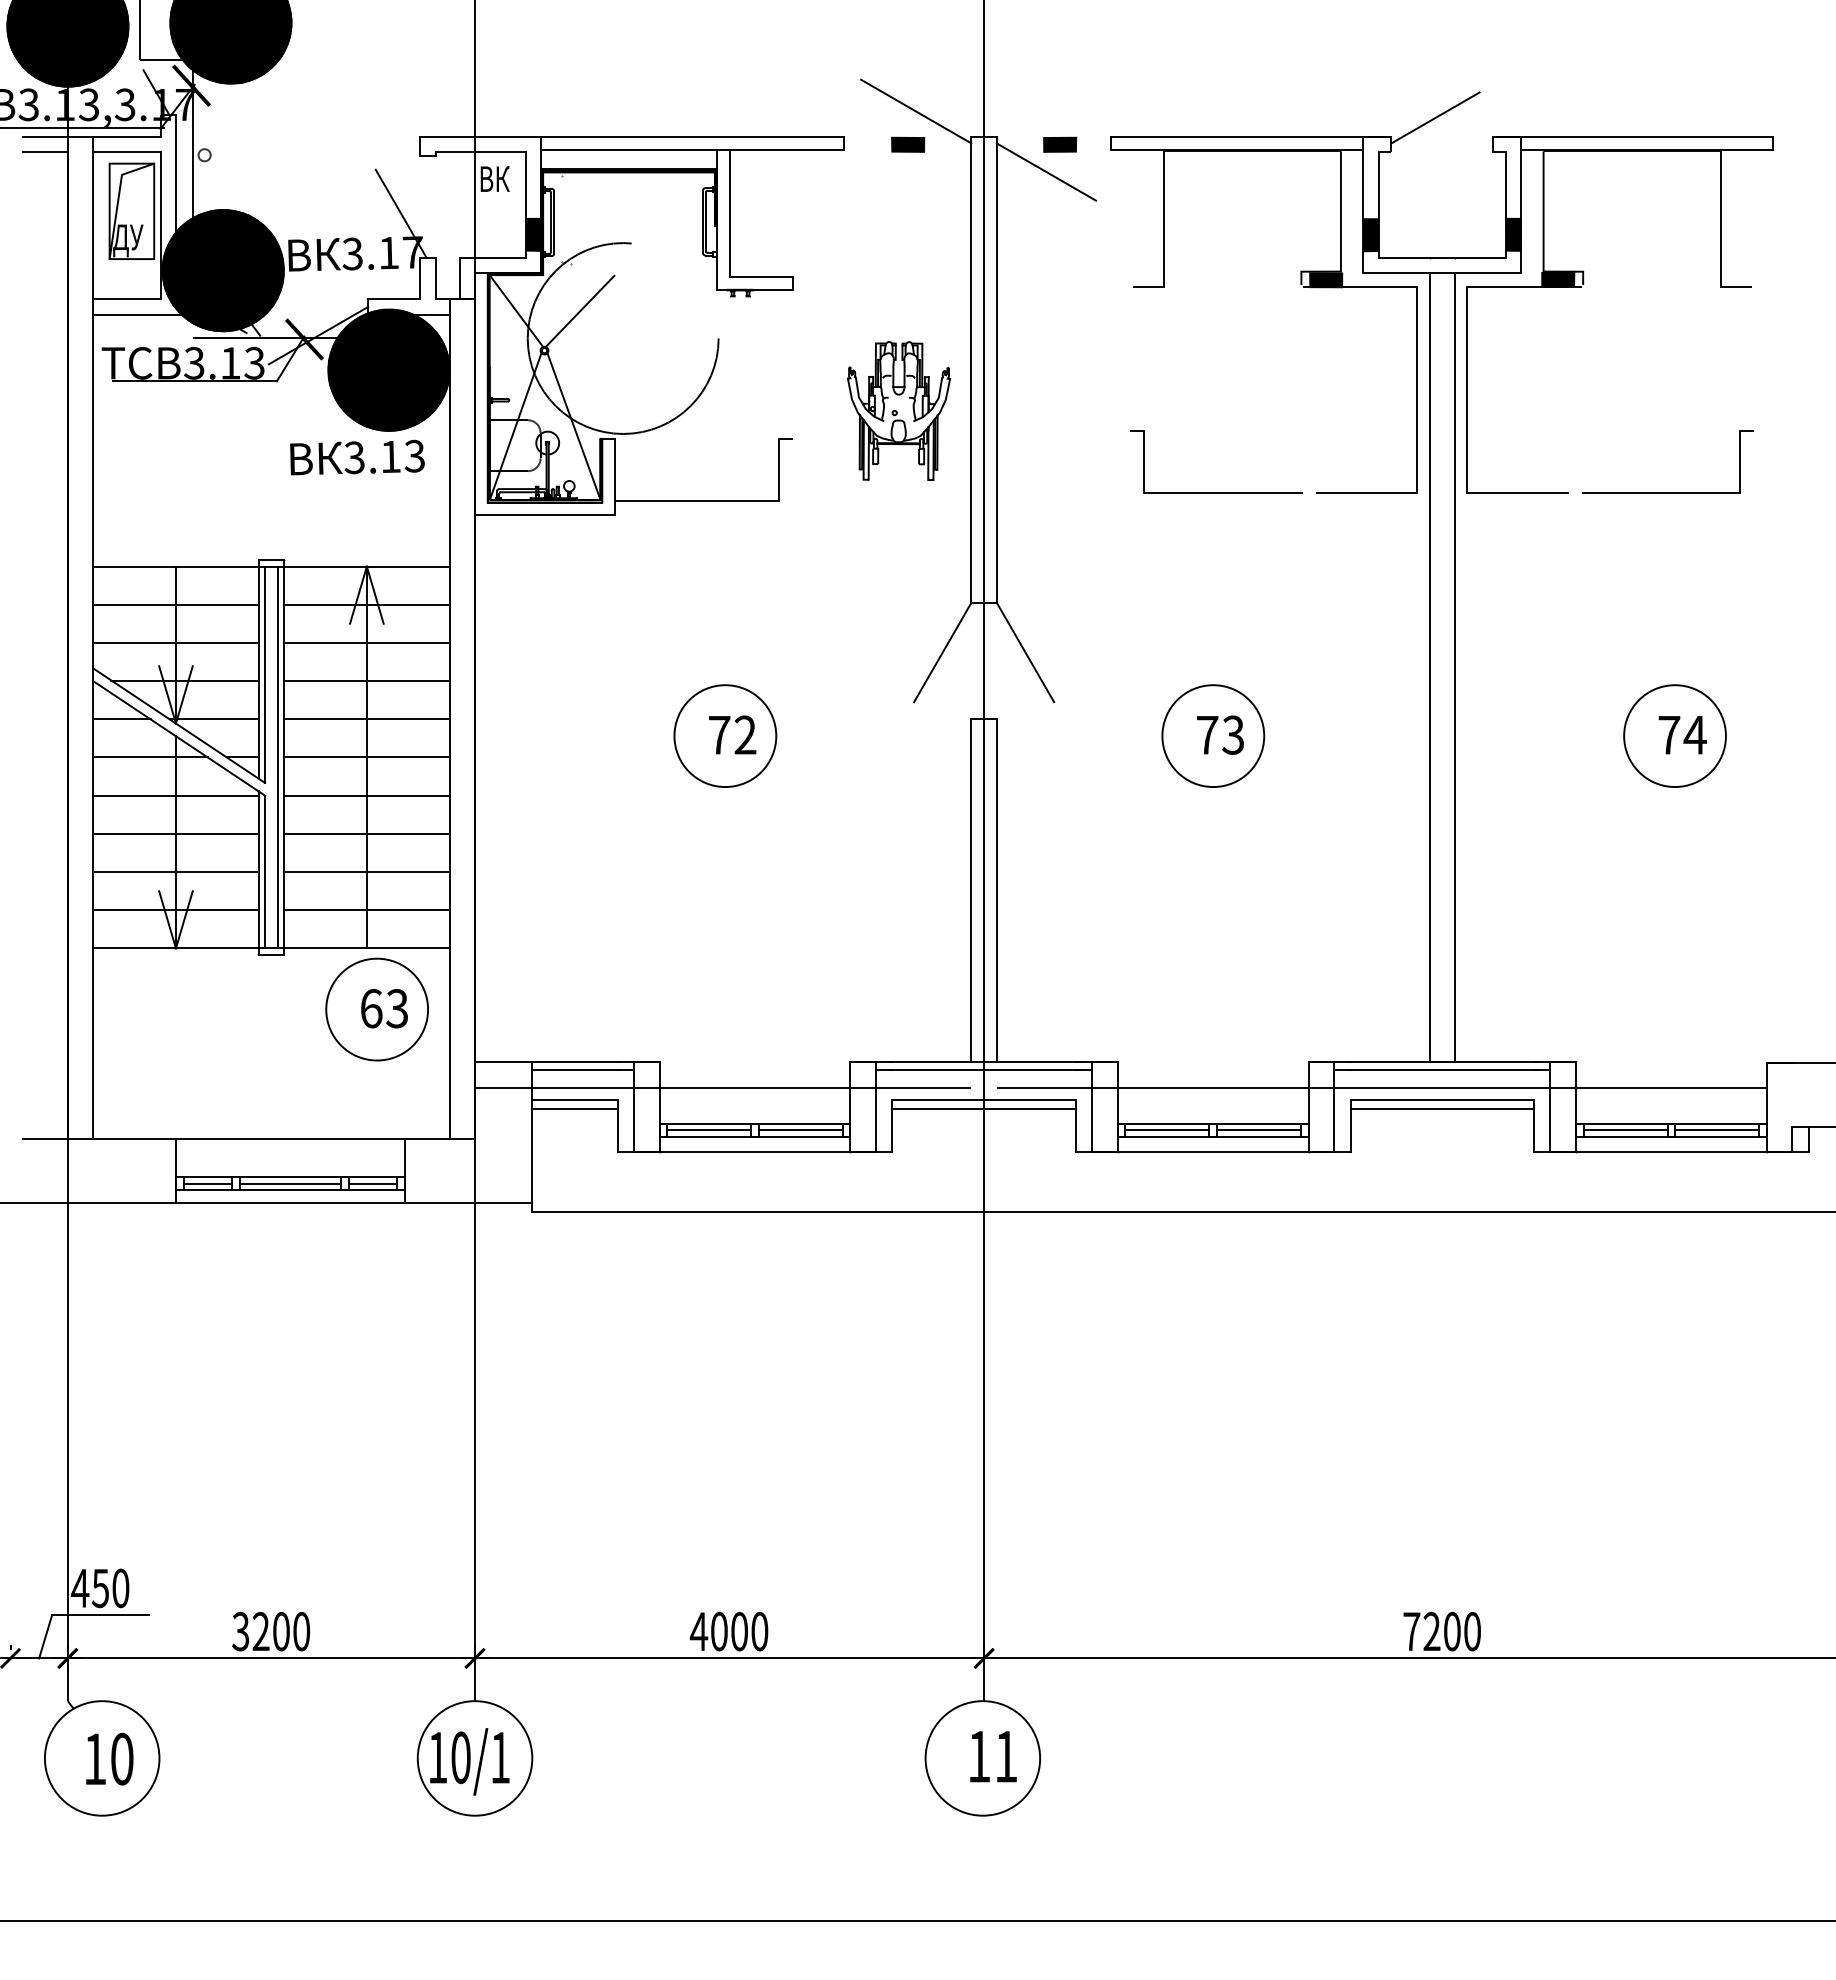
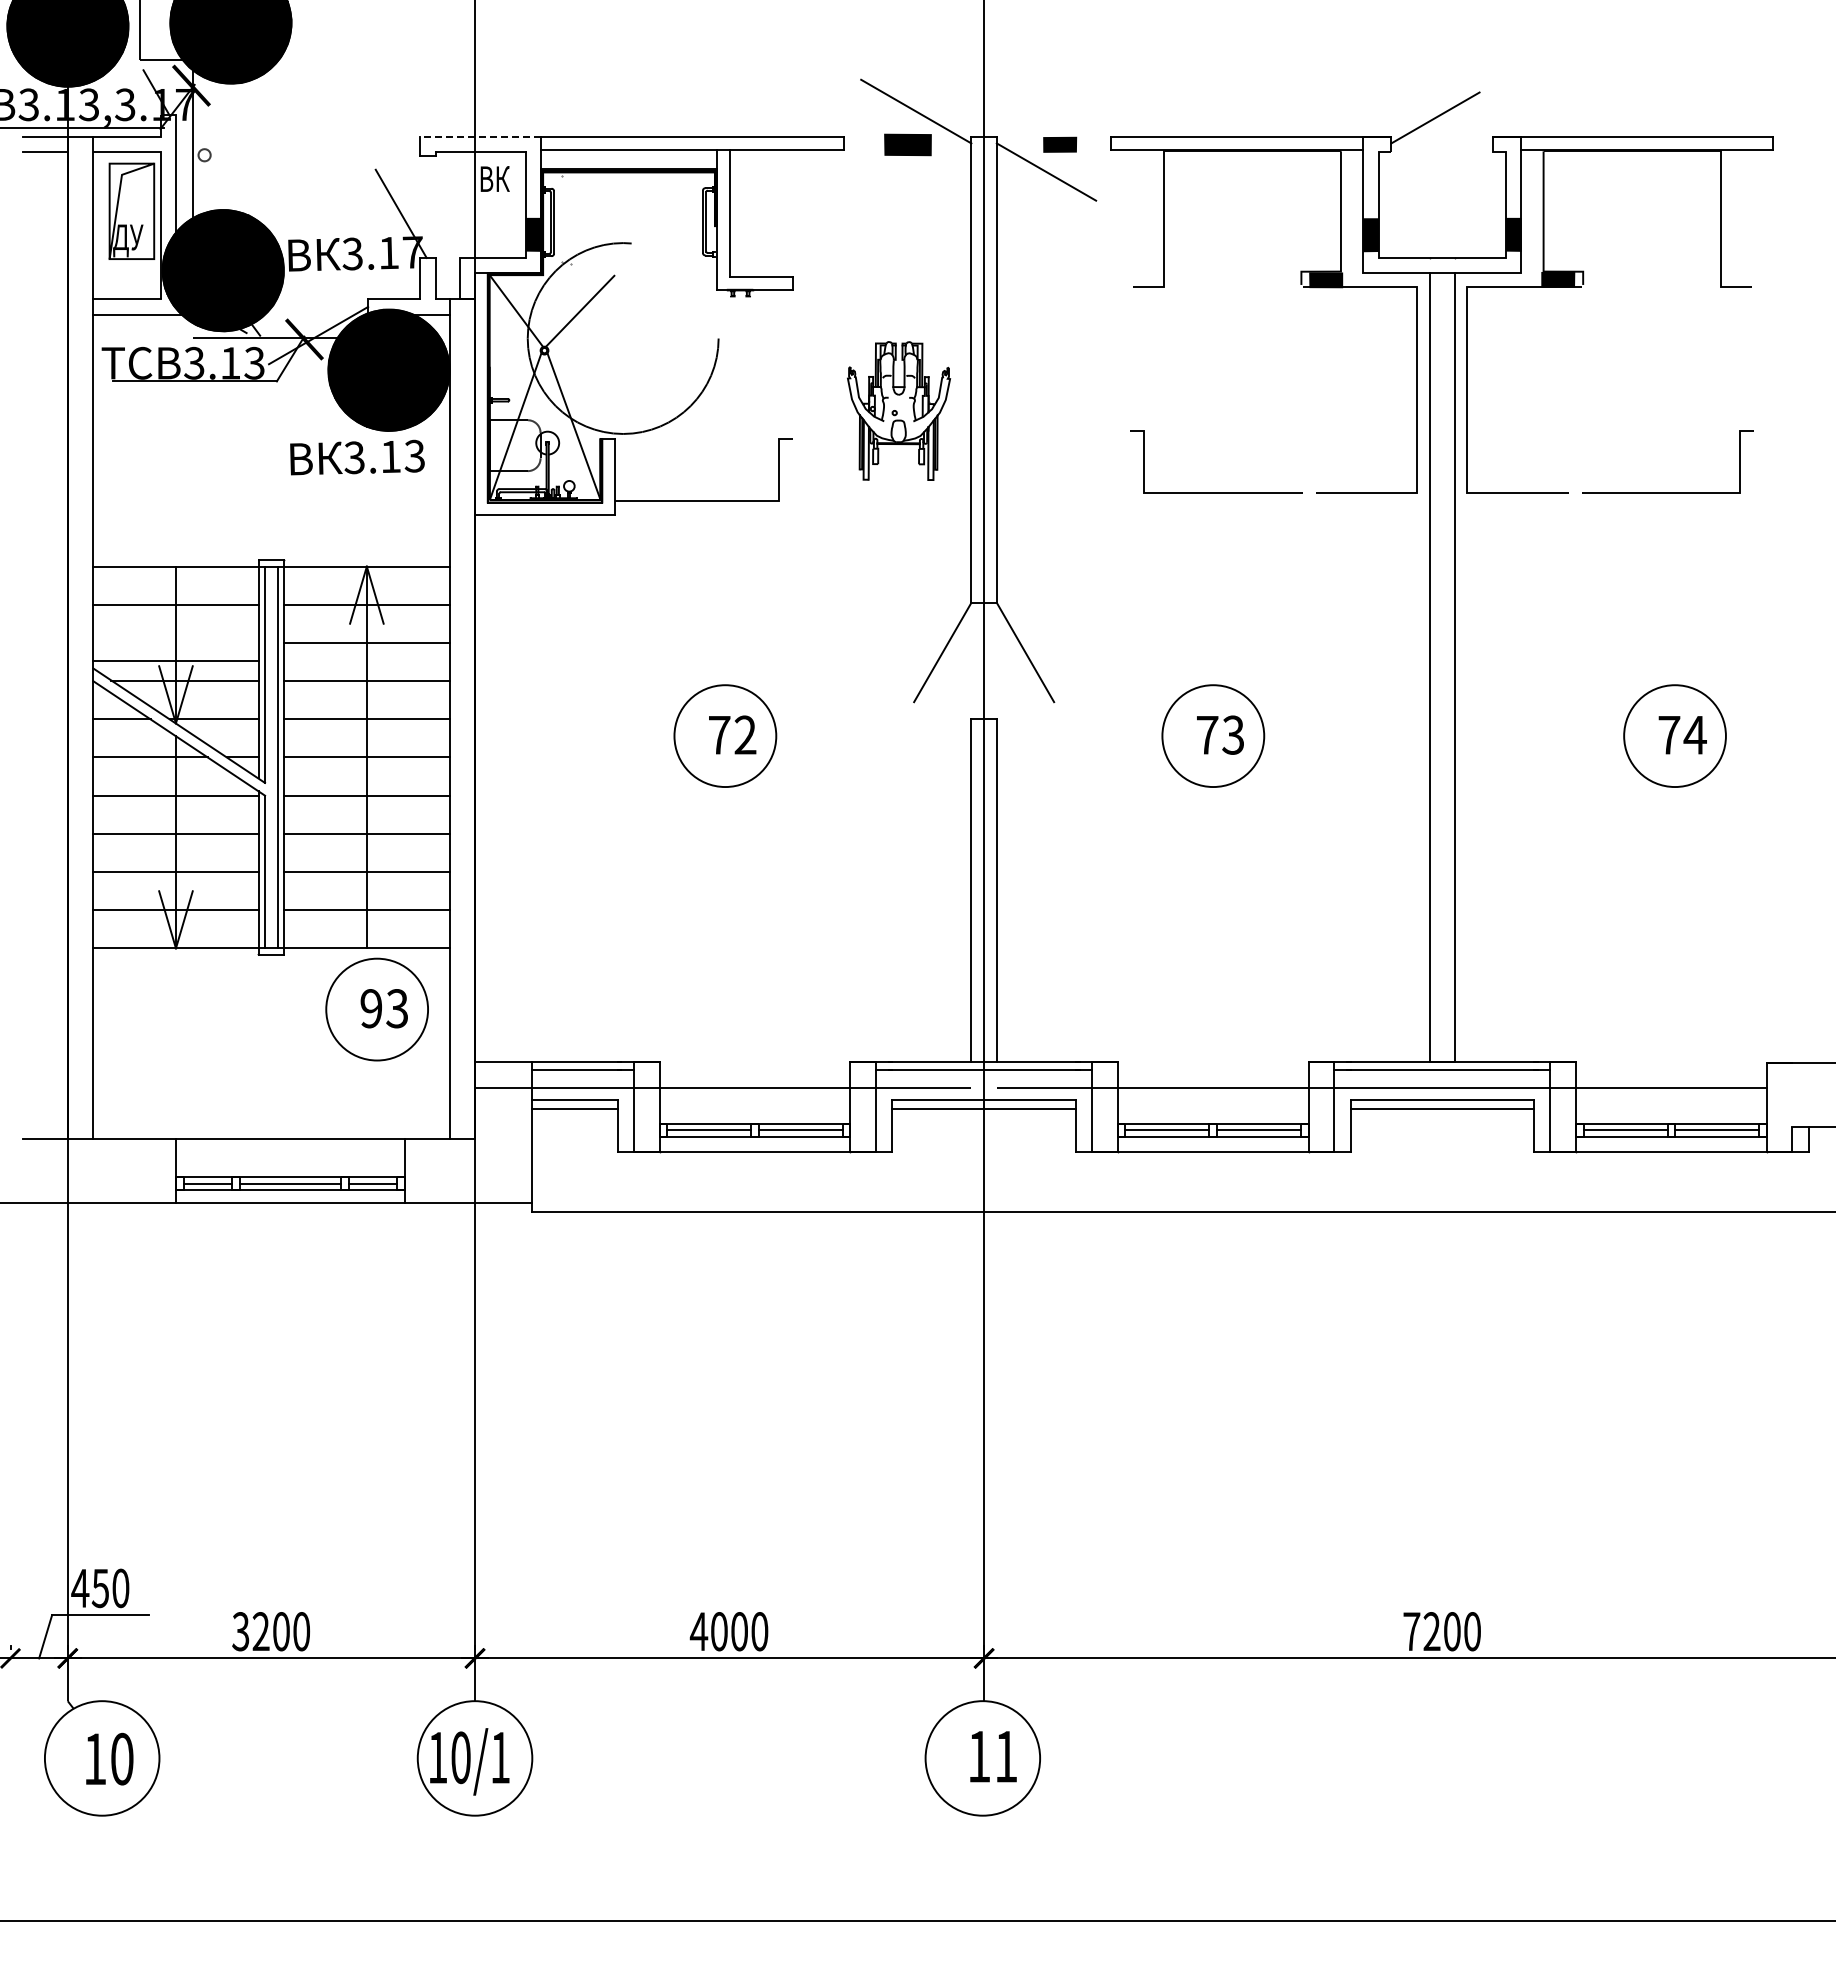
line: solid -> dashed (480, 137)
part size: 35x17 px -> 48x24 px (907, 144)
line position: (175, 642) -> (175, 660) (175, 660)
text: 63 -> 93 (371, 1008)
